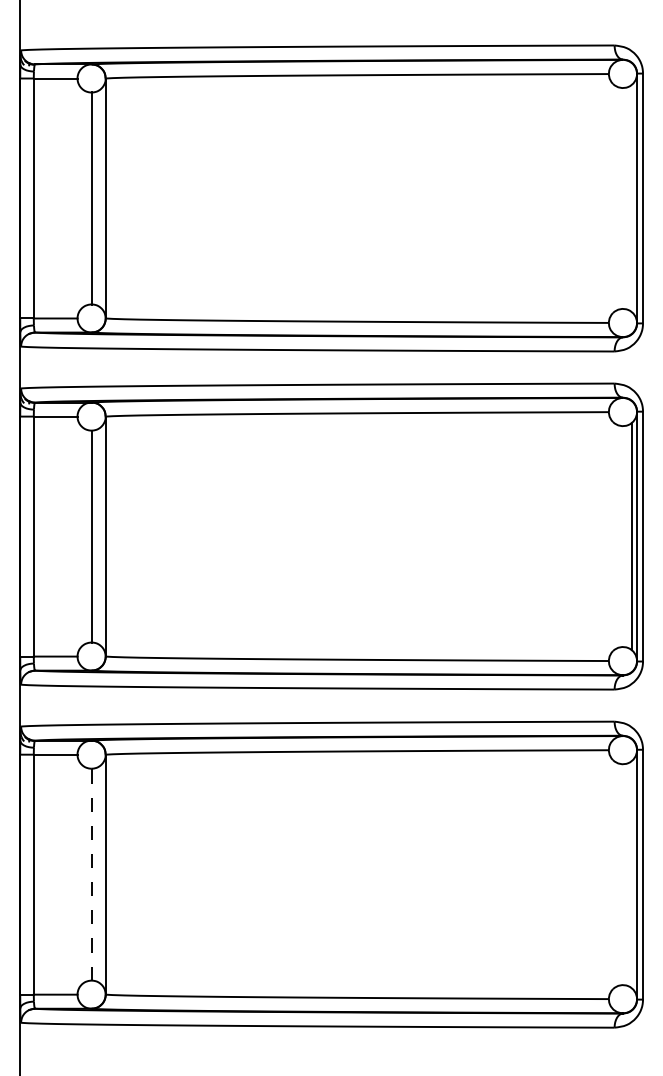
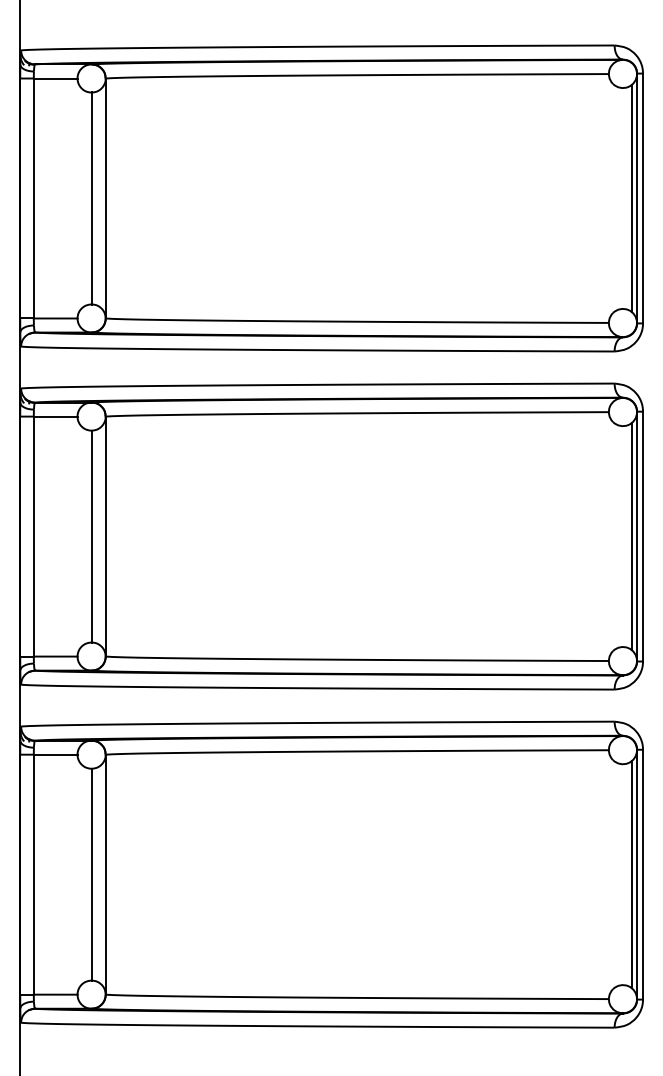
line: none -> present (631, 198)
line: dashed -> solid (92, 874)
line: none -> present (631, 874)
